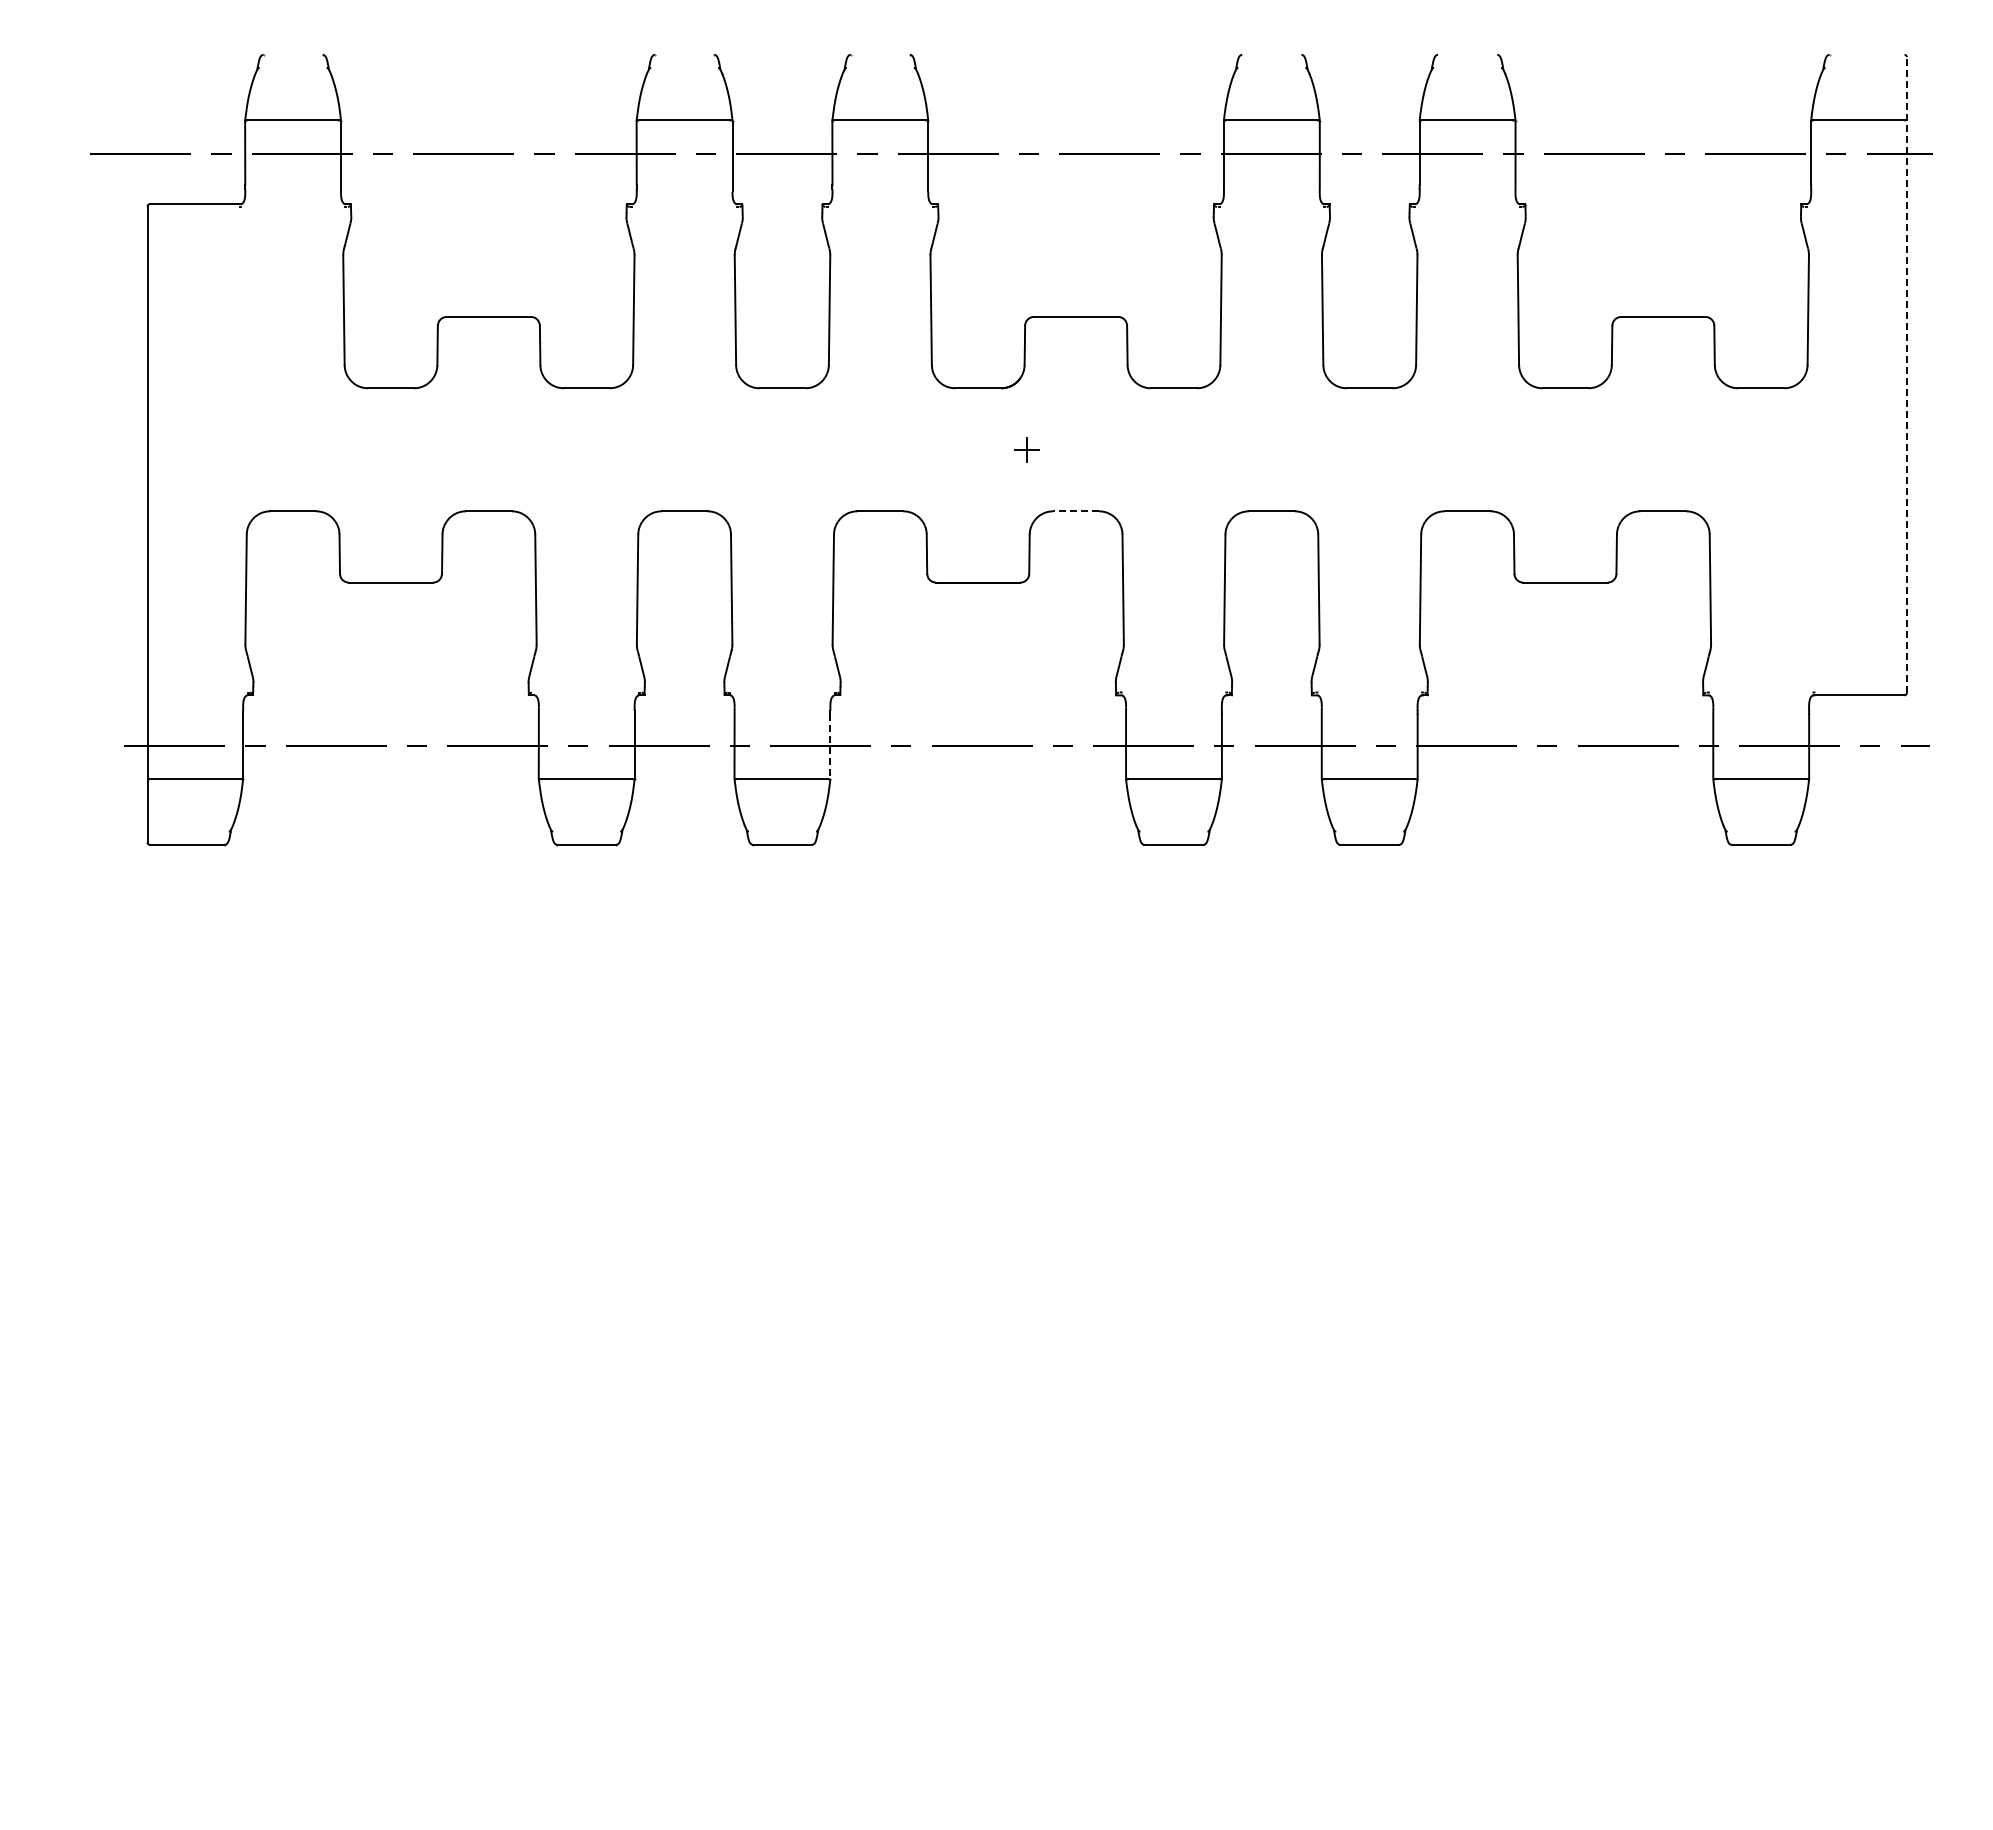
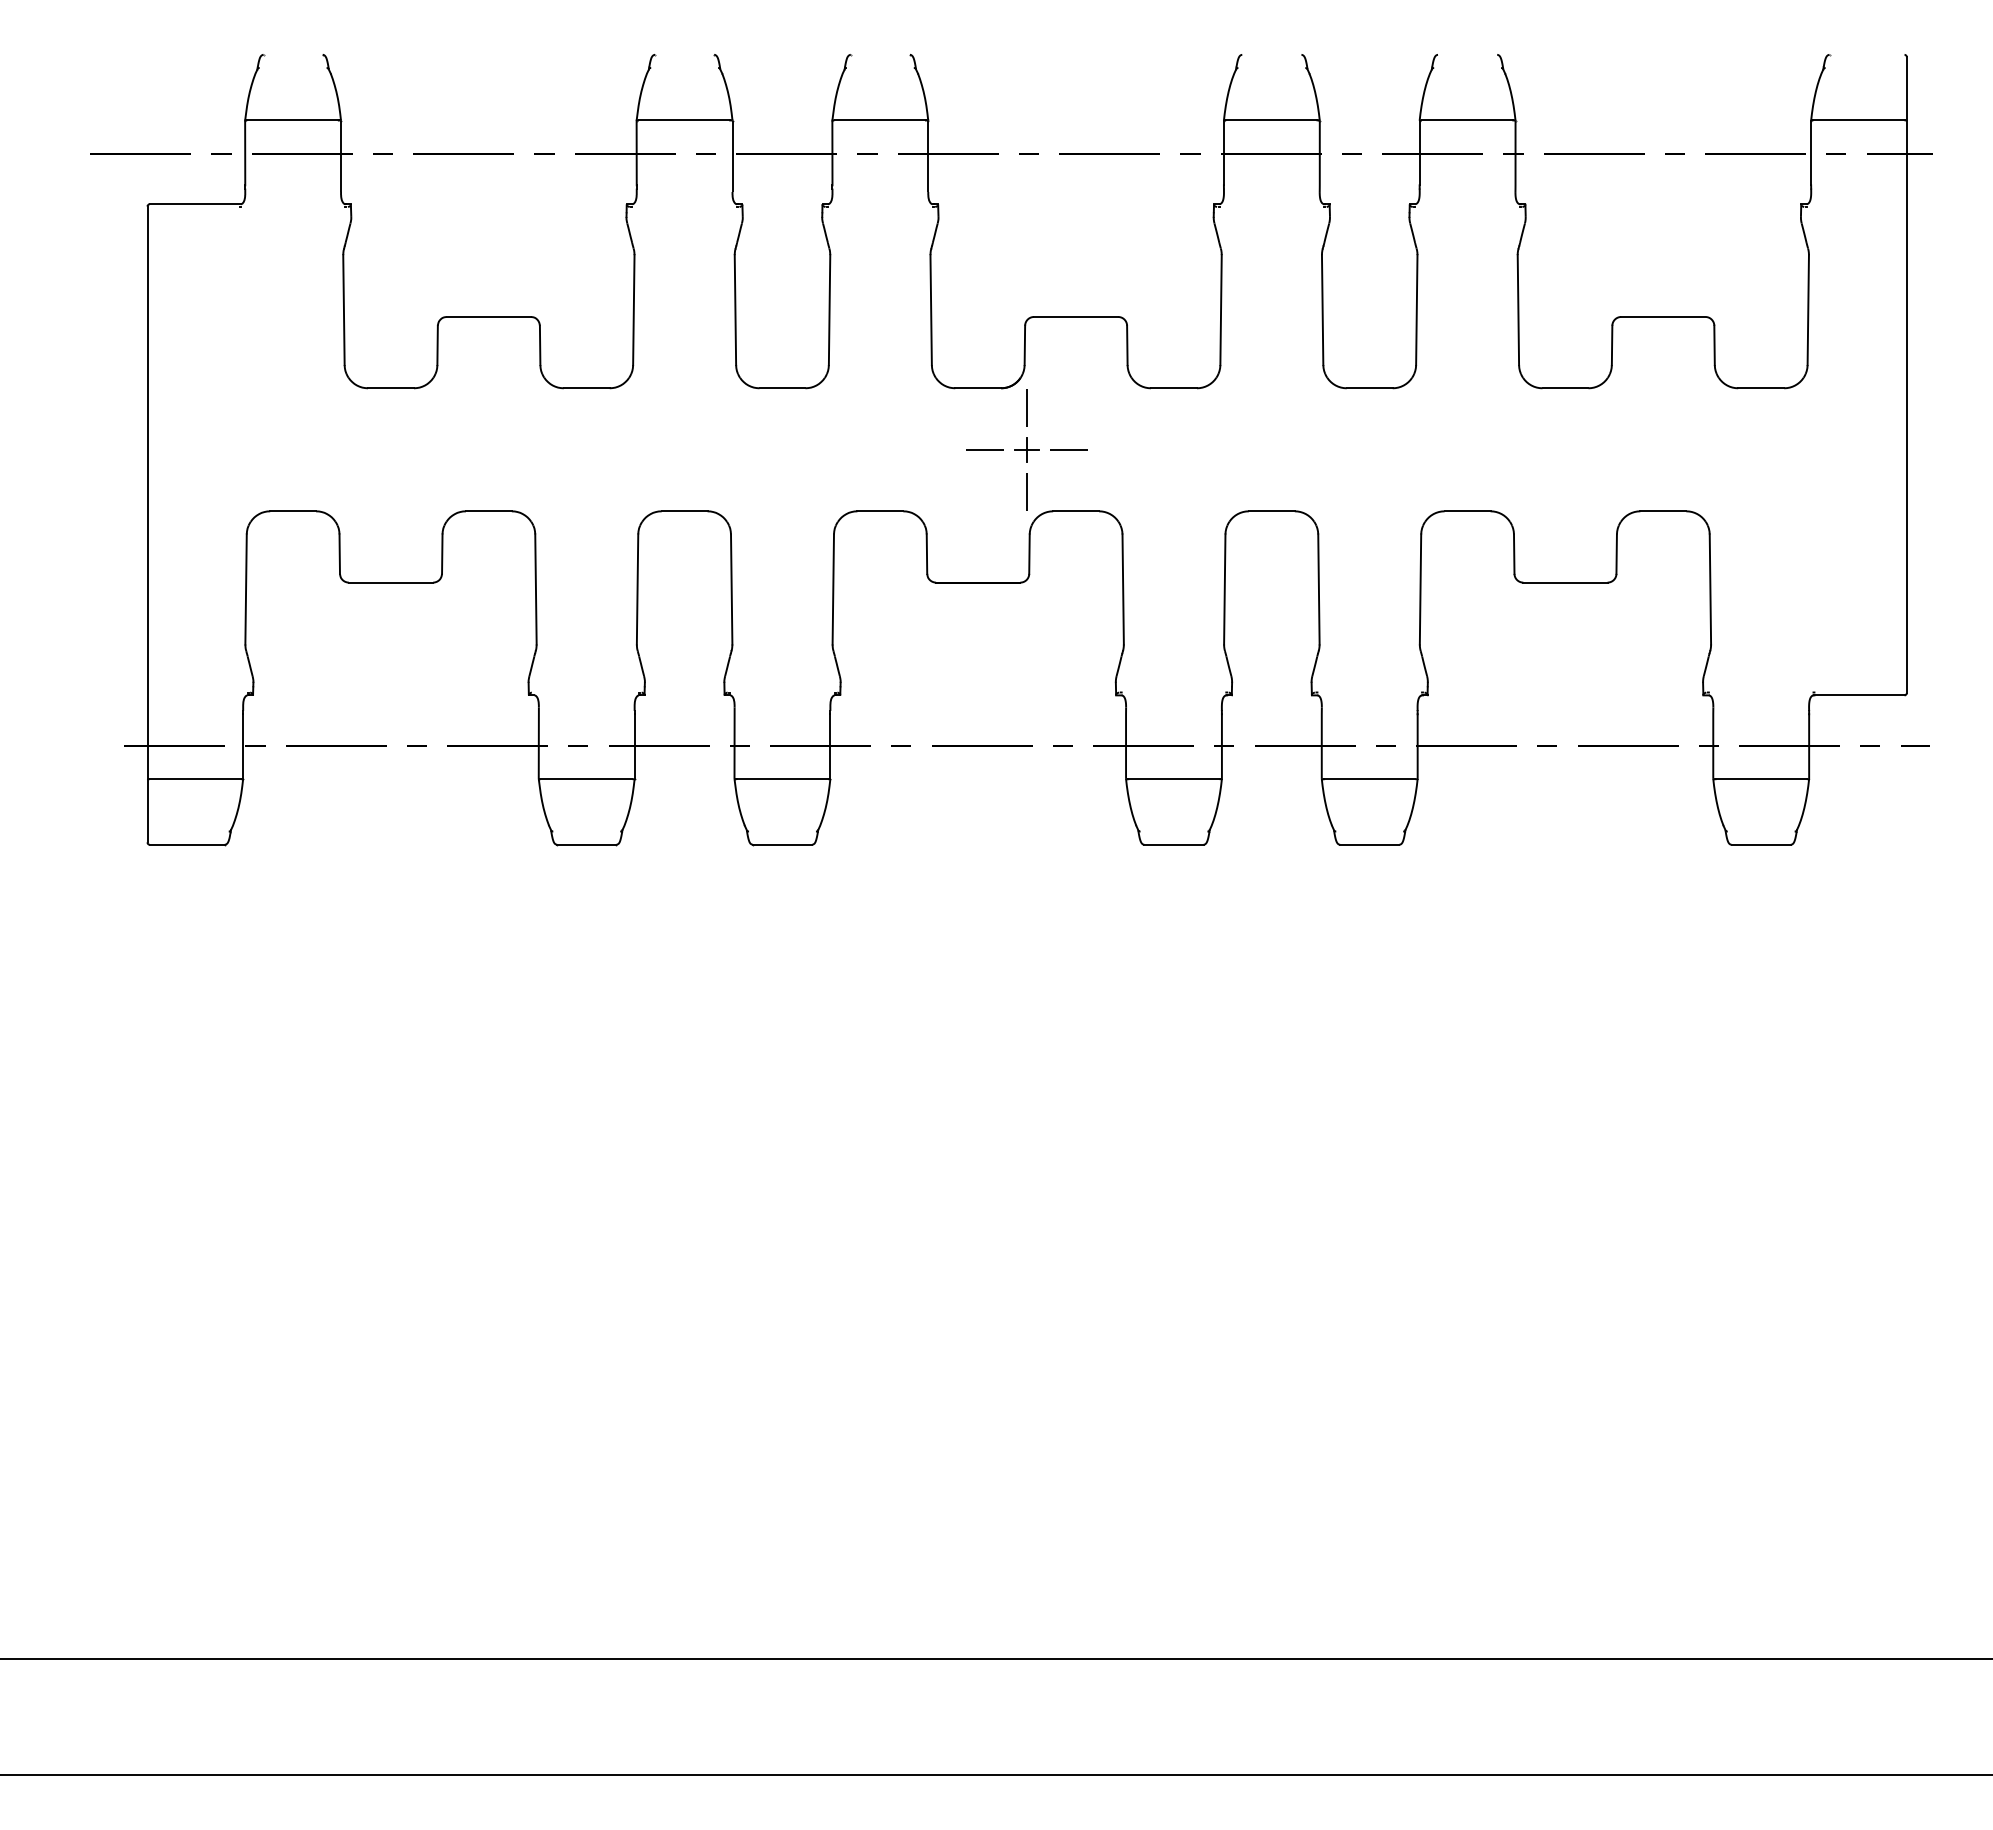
line: dashed -> solid (1906, 375)
line: none -> present (1027, 407)
line: none -> present (984, 449)
line: none -> present (1069, 449)
line: none -> present (1027, 491)
line: dashed -> solid (1076, 511)
line: dashed -> solid (830, 747)
line: none -> present (995, 1658)
line: none -> present (995, 1775)
